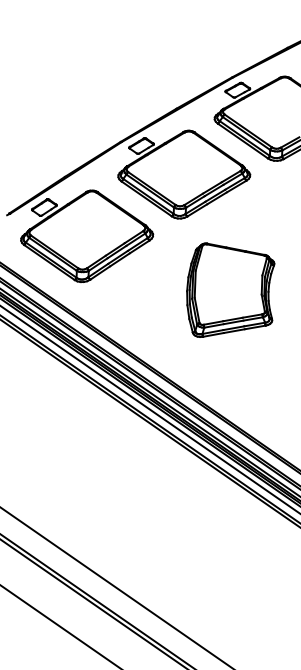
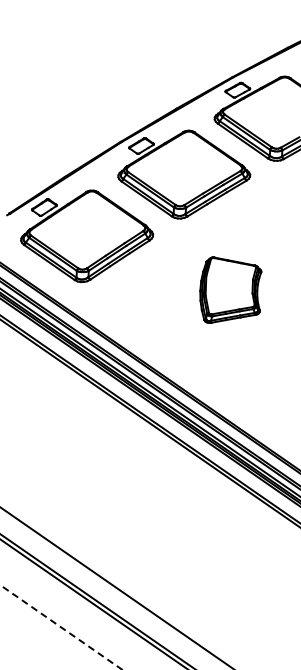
part size: 90x96 px -> 64x68 px (230, 289)
line: present -> none (149, 409)
line: solid -> dashed (61, 627)
